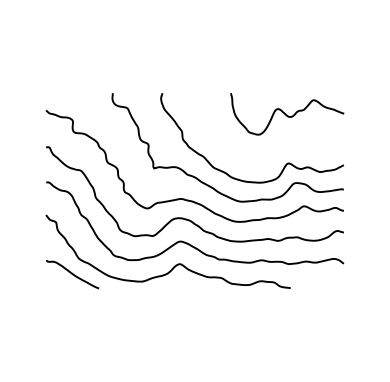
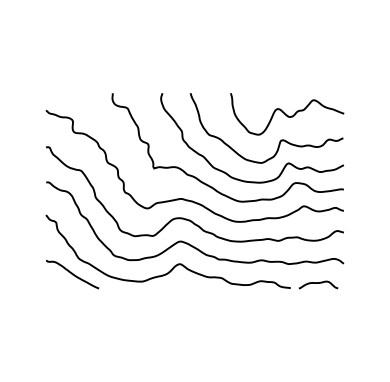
curve: none -> present (279, 141)
curve: none -> present (318, 283)
